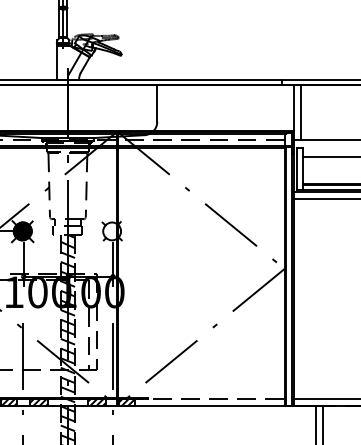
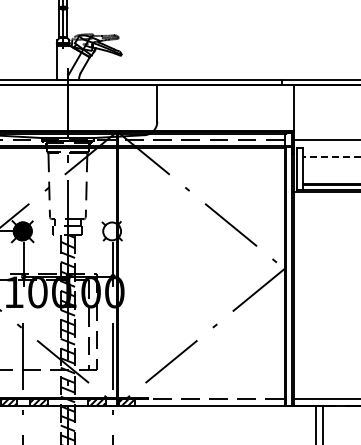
line: present -> none (301, 112)
line: solid -> dashed (331, 156)
line: present -> none (325, 198)
